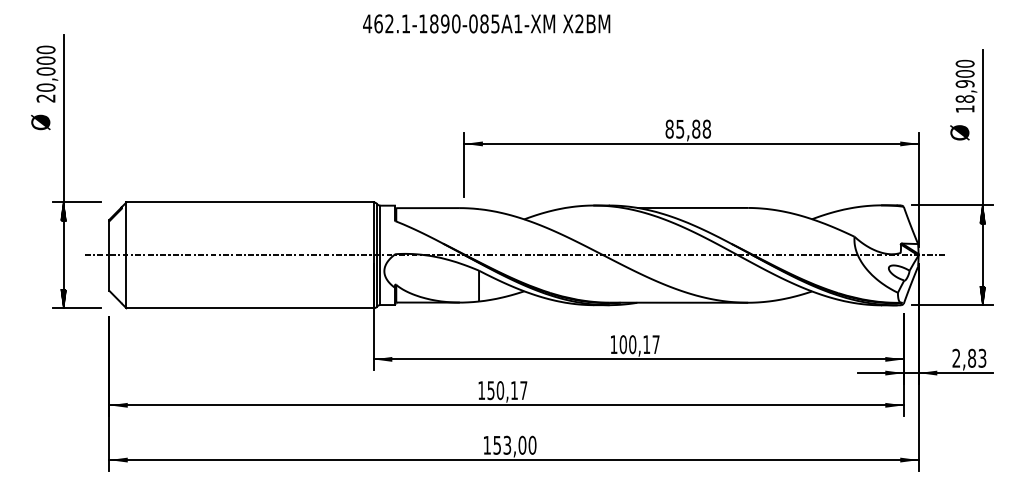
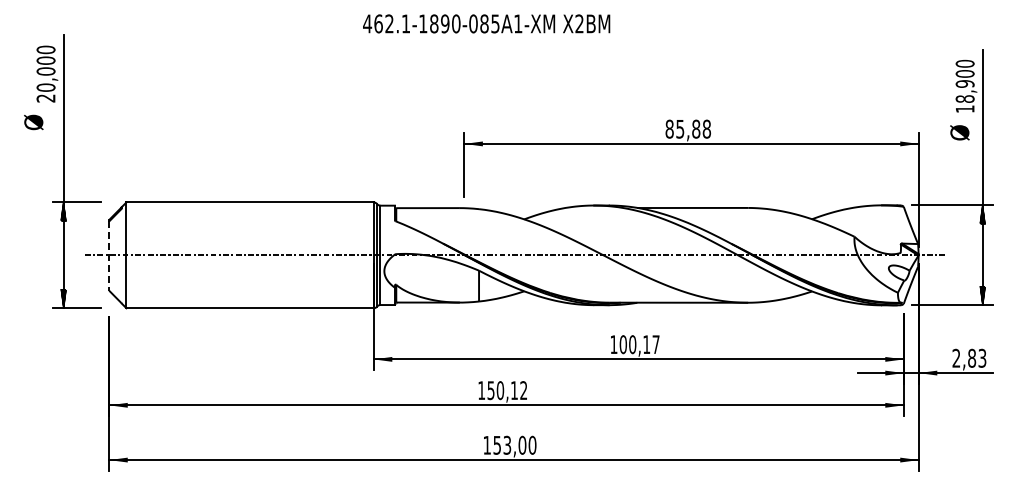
text position: (40, 122) -> (33, 122) (33, 122)
line: solid -> dashed (109, 256)
text: 150,17 -> 150,12 (523, 390)
